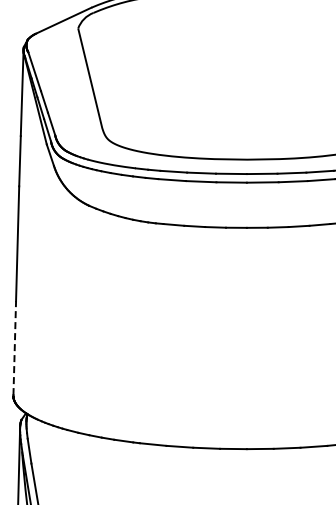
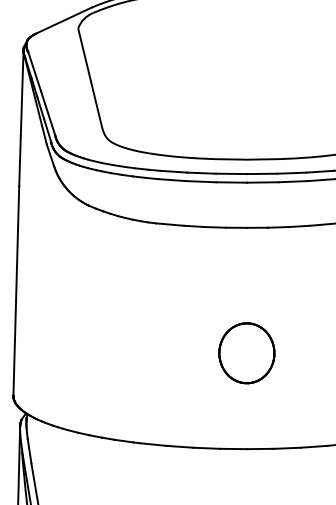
line: dashed -> solid (14, 347)
part: none -> present (246, 353)
